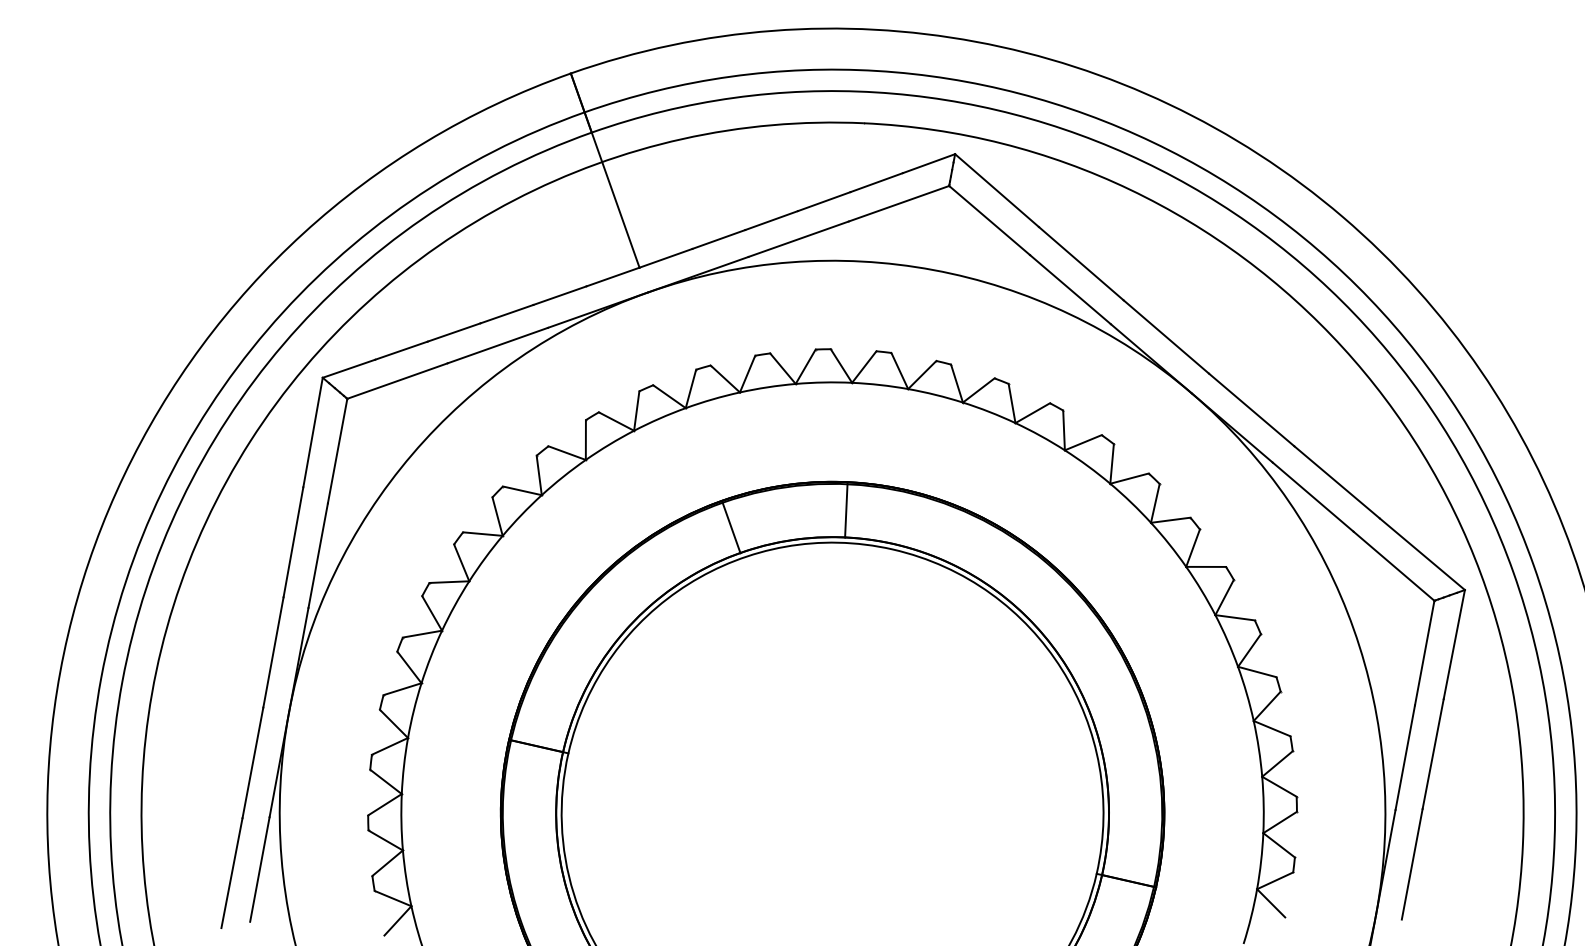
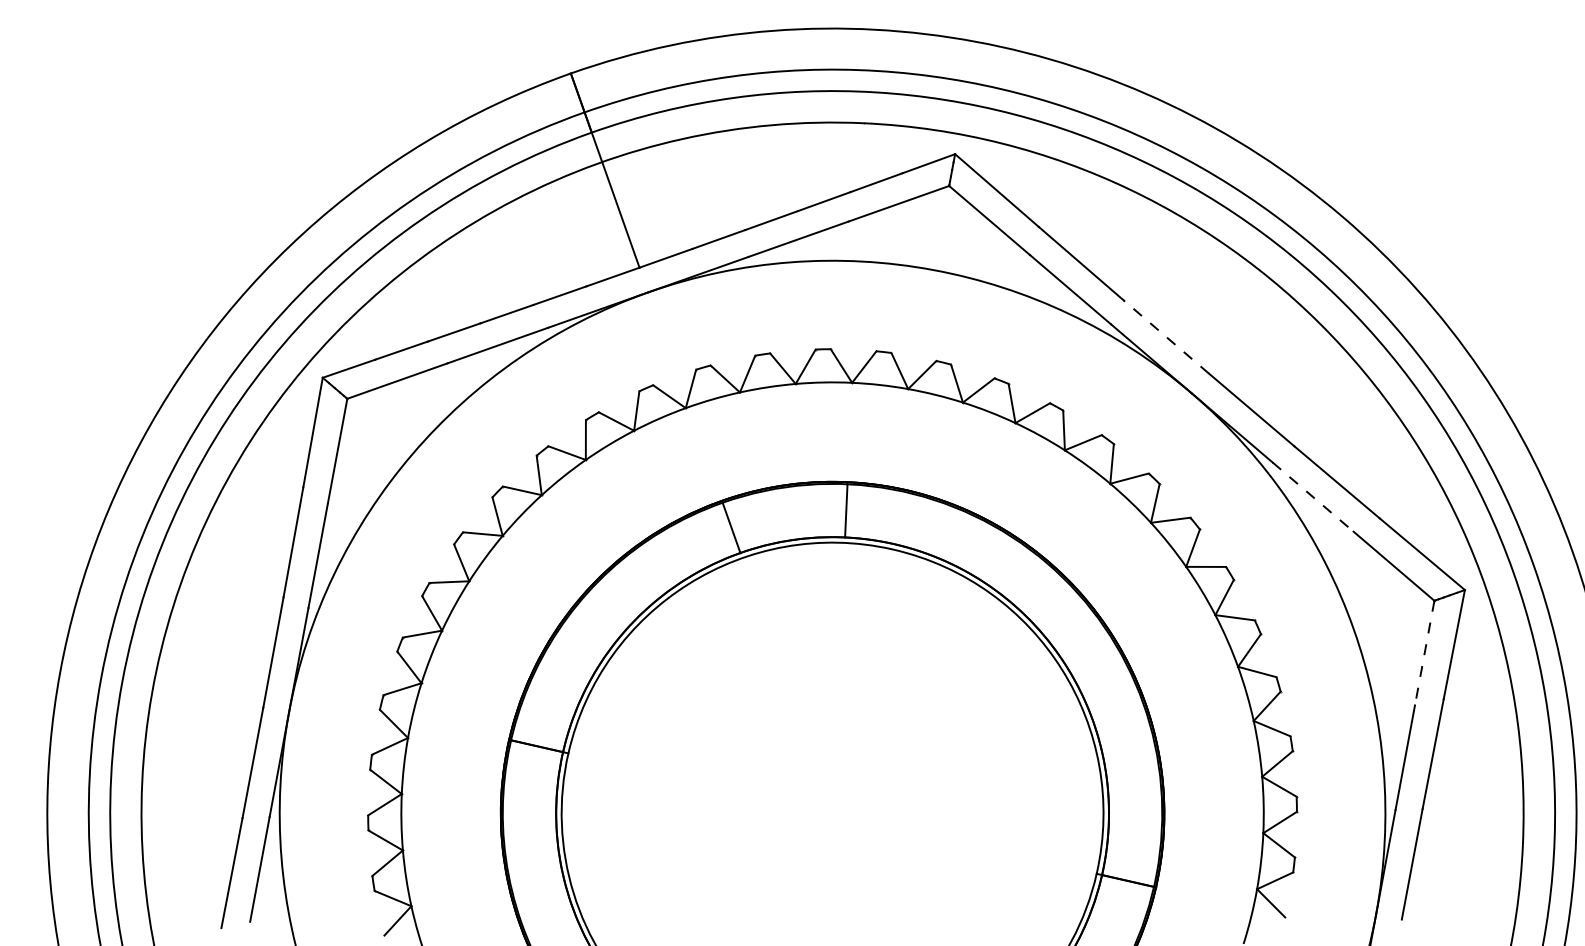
line: solid -> dashed (1165, 336)
line: solid -> dashed (1313, 497)
line: solid -> dashed (1424, 653)
